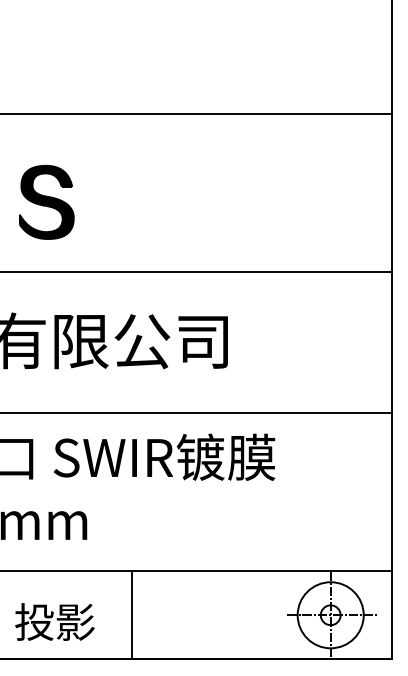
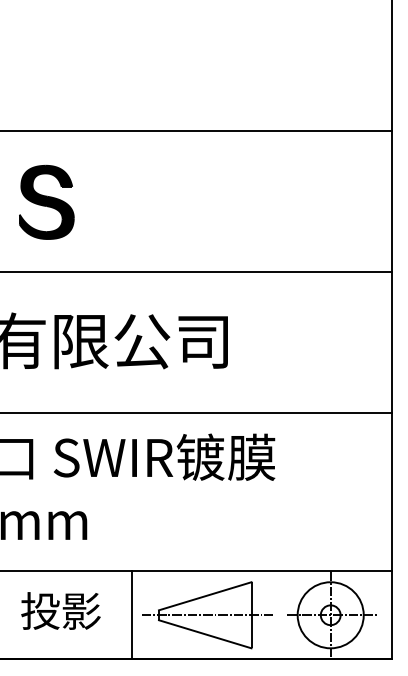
line position: (196, 113) -> (196, 130) (196, 130)
part: none -> present (207, 615)
text position: (54, 621) -> (60, 610) (60, 610)
